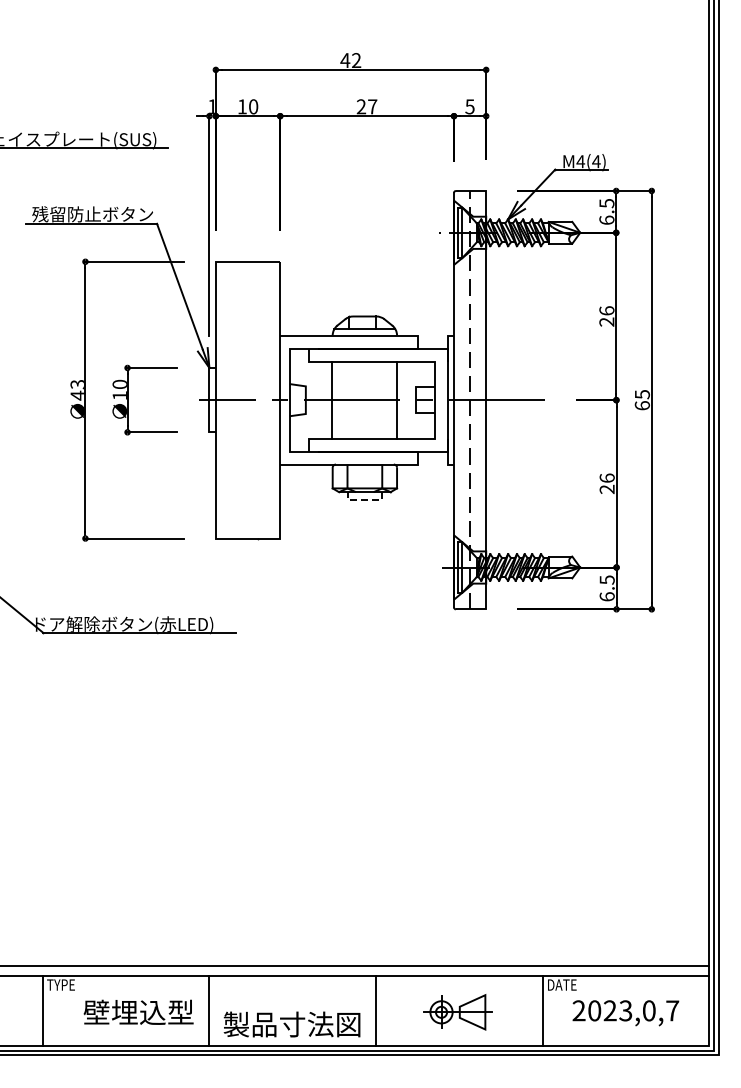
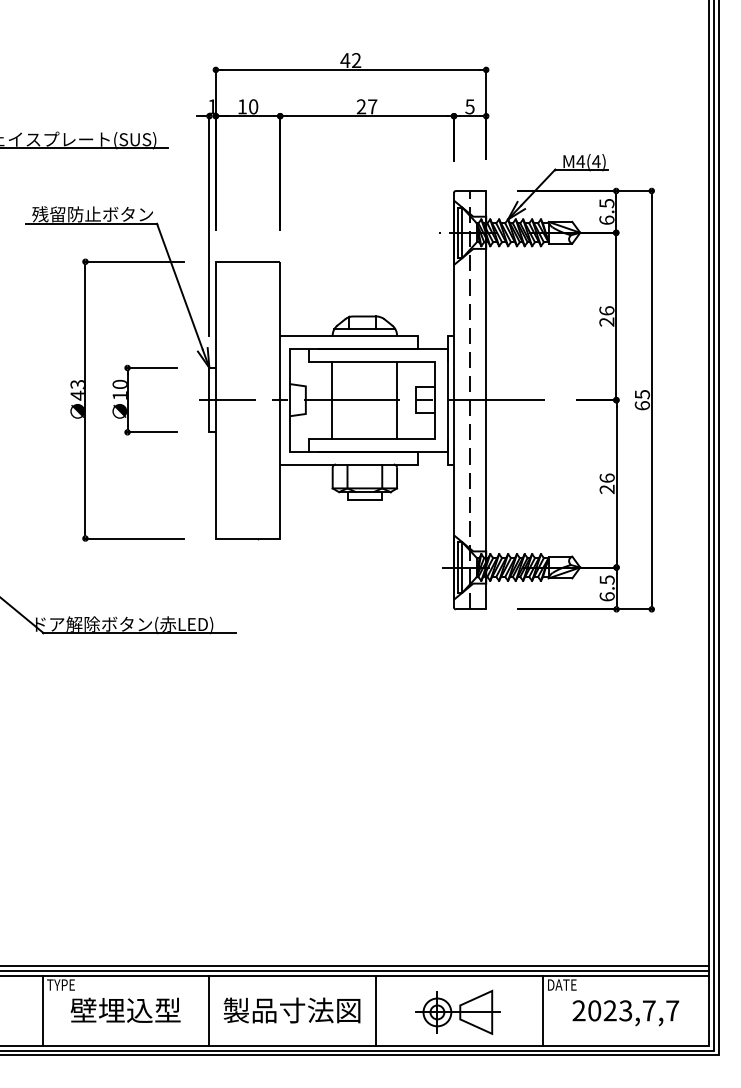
line: dashed -> solid (364, 499)
line: none -> present (355, 971)
text: 2023,0,7 -> 2023,7,7 (649, 1010)
text position: (138, 1011) -> (125, 1009) (125, 1009)
part size: 70x37 px -> 86x46 px (457, 1011)
text position: (291, 1024) -> (291, 1010) (291, 1010)
